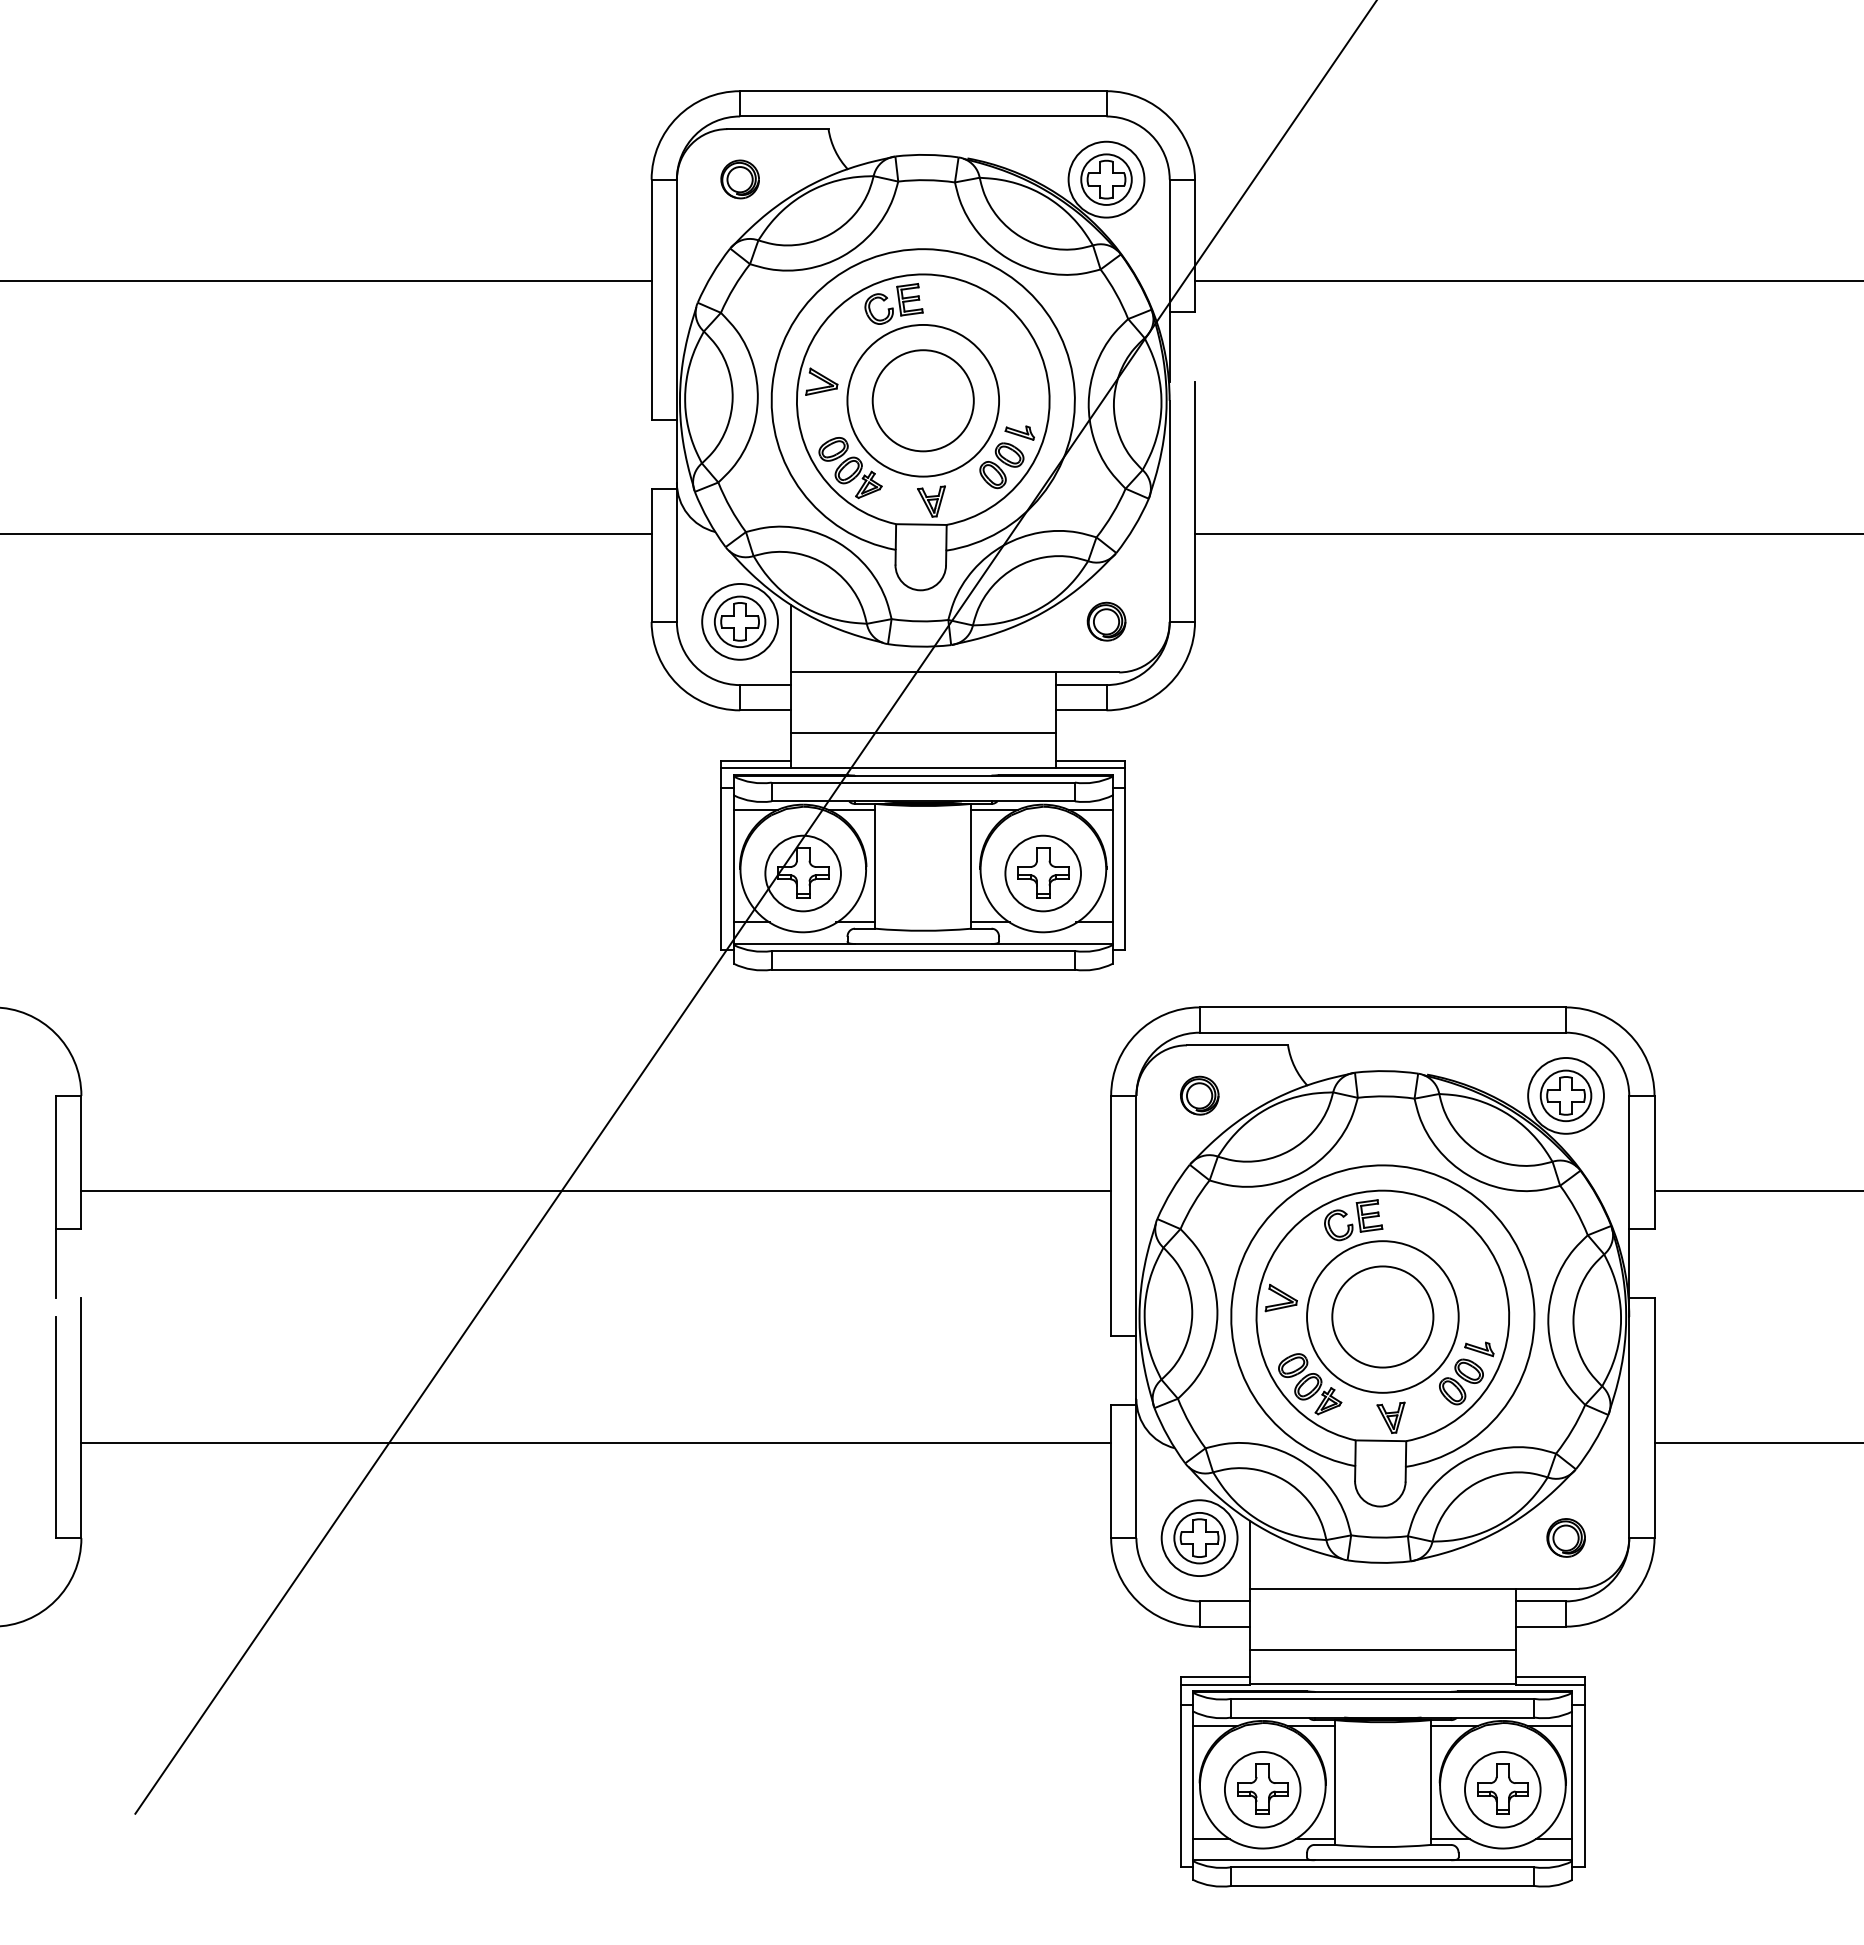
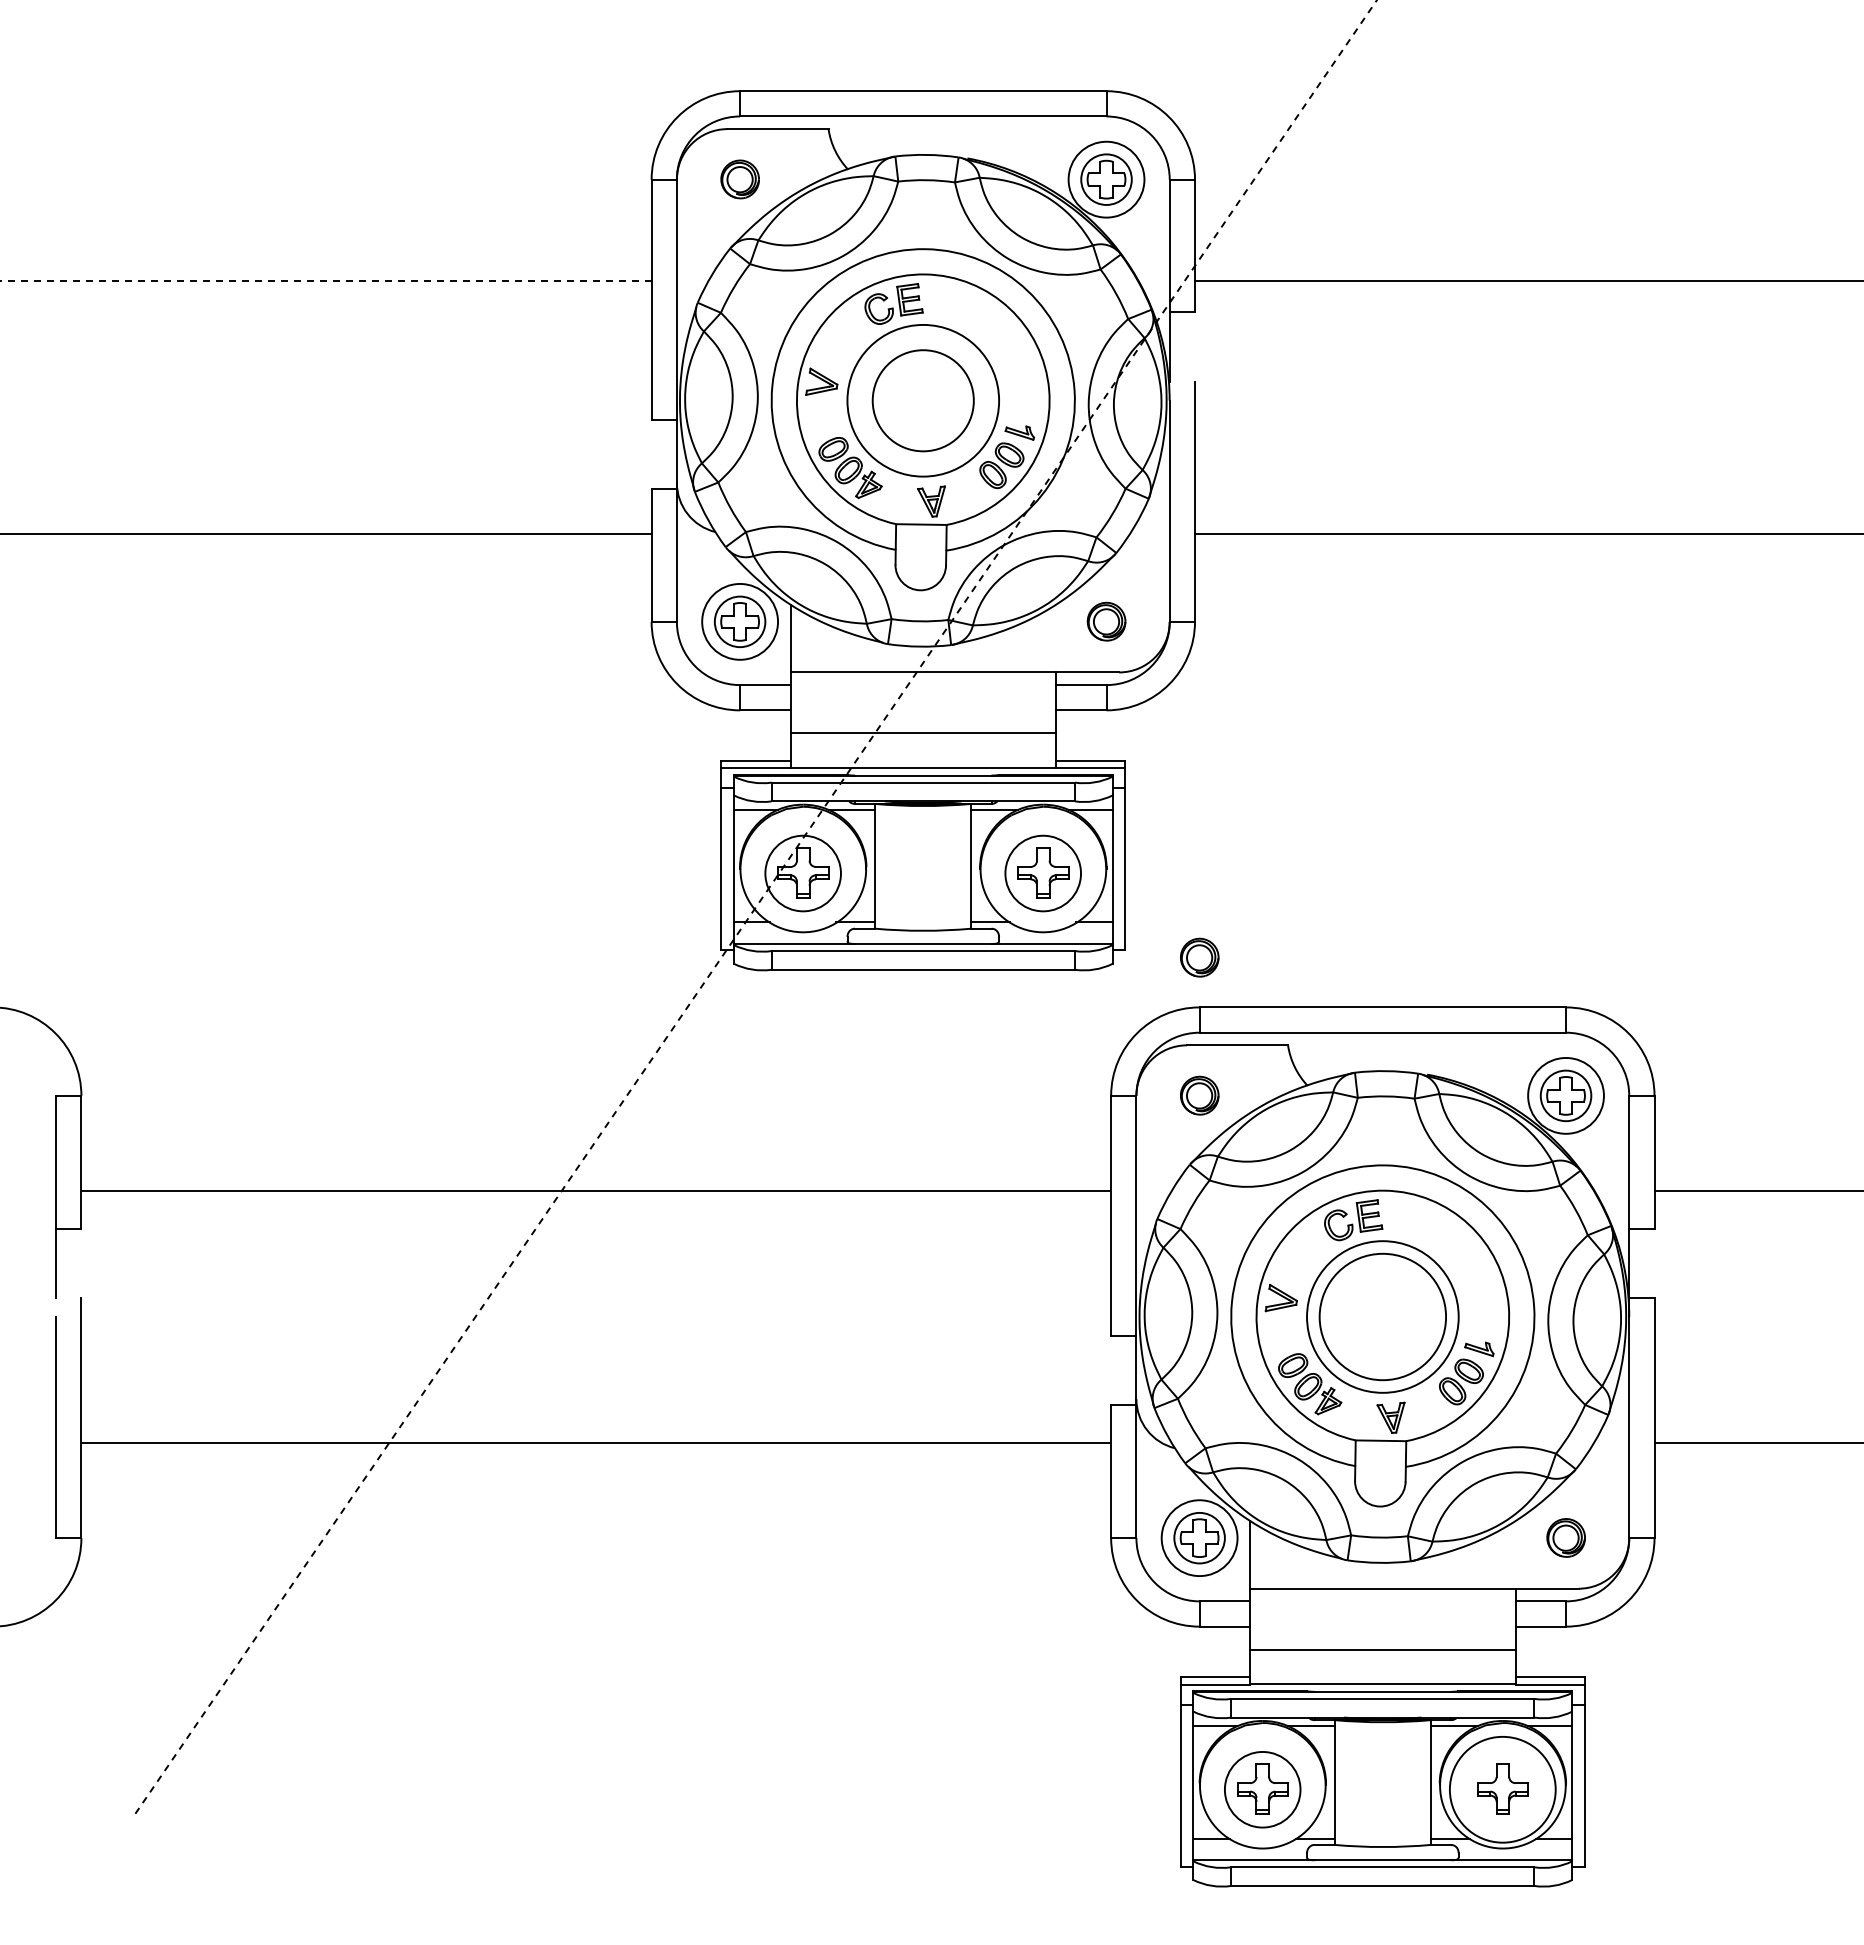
line: solid -> dashed (325, 280)
line: solid -> dashed (756, 906)
part: none -> present (1199, 957)
circle diameter: 101 px -> 126 px (1382, 1316)
circle diameter: 76 px -> 106 px (1502, 1789)
